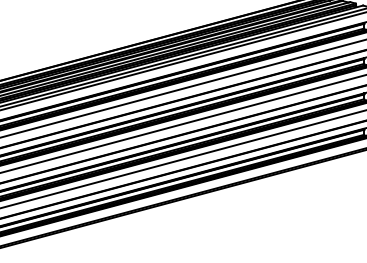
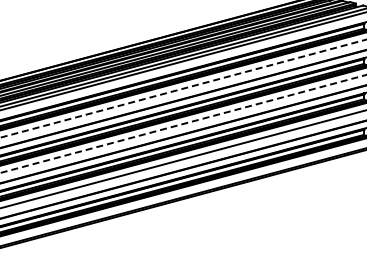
line: solid -> dashed (184, 88)
line: solid -> dashed (184, 123)
